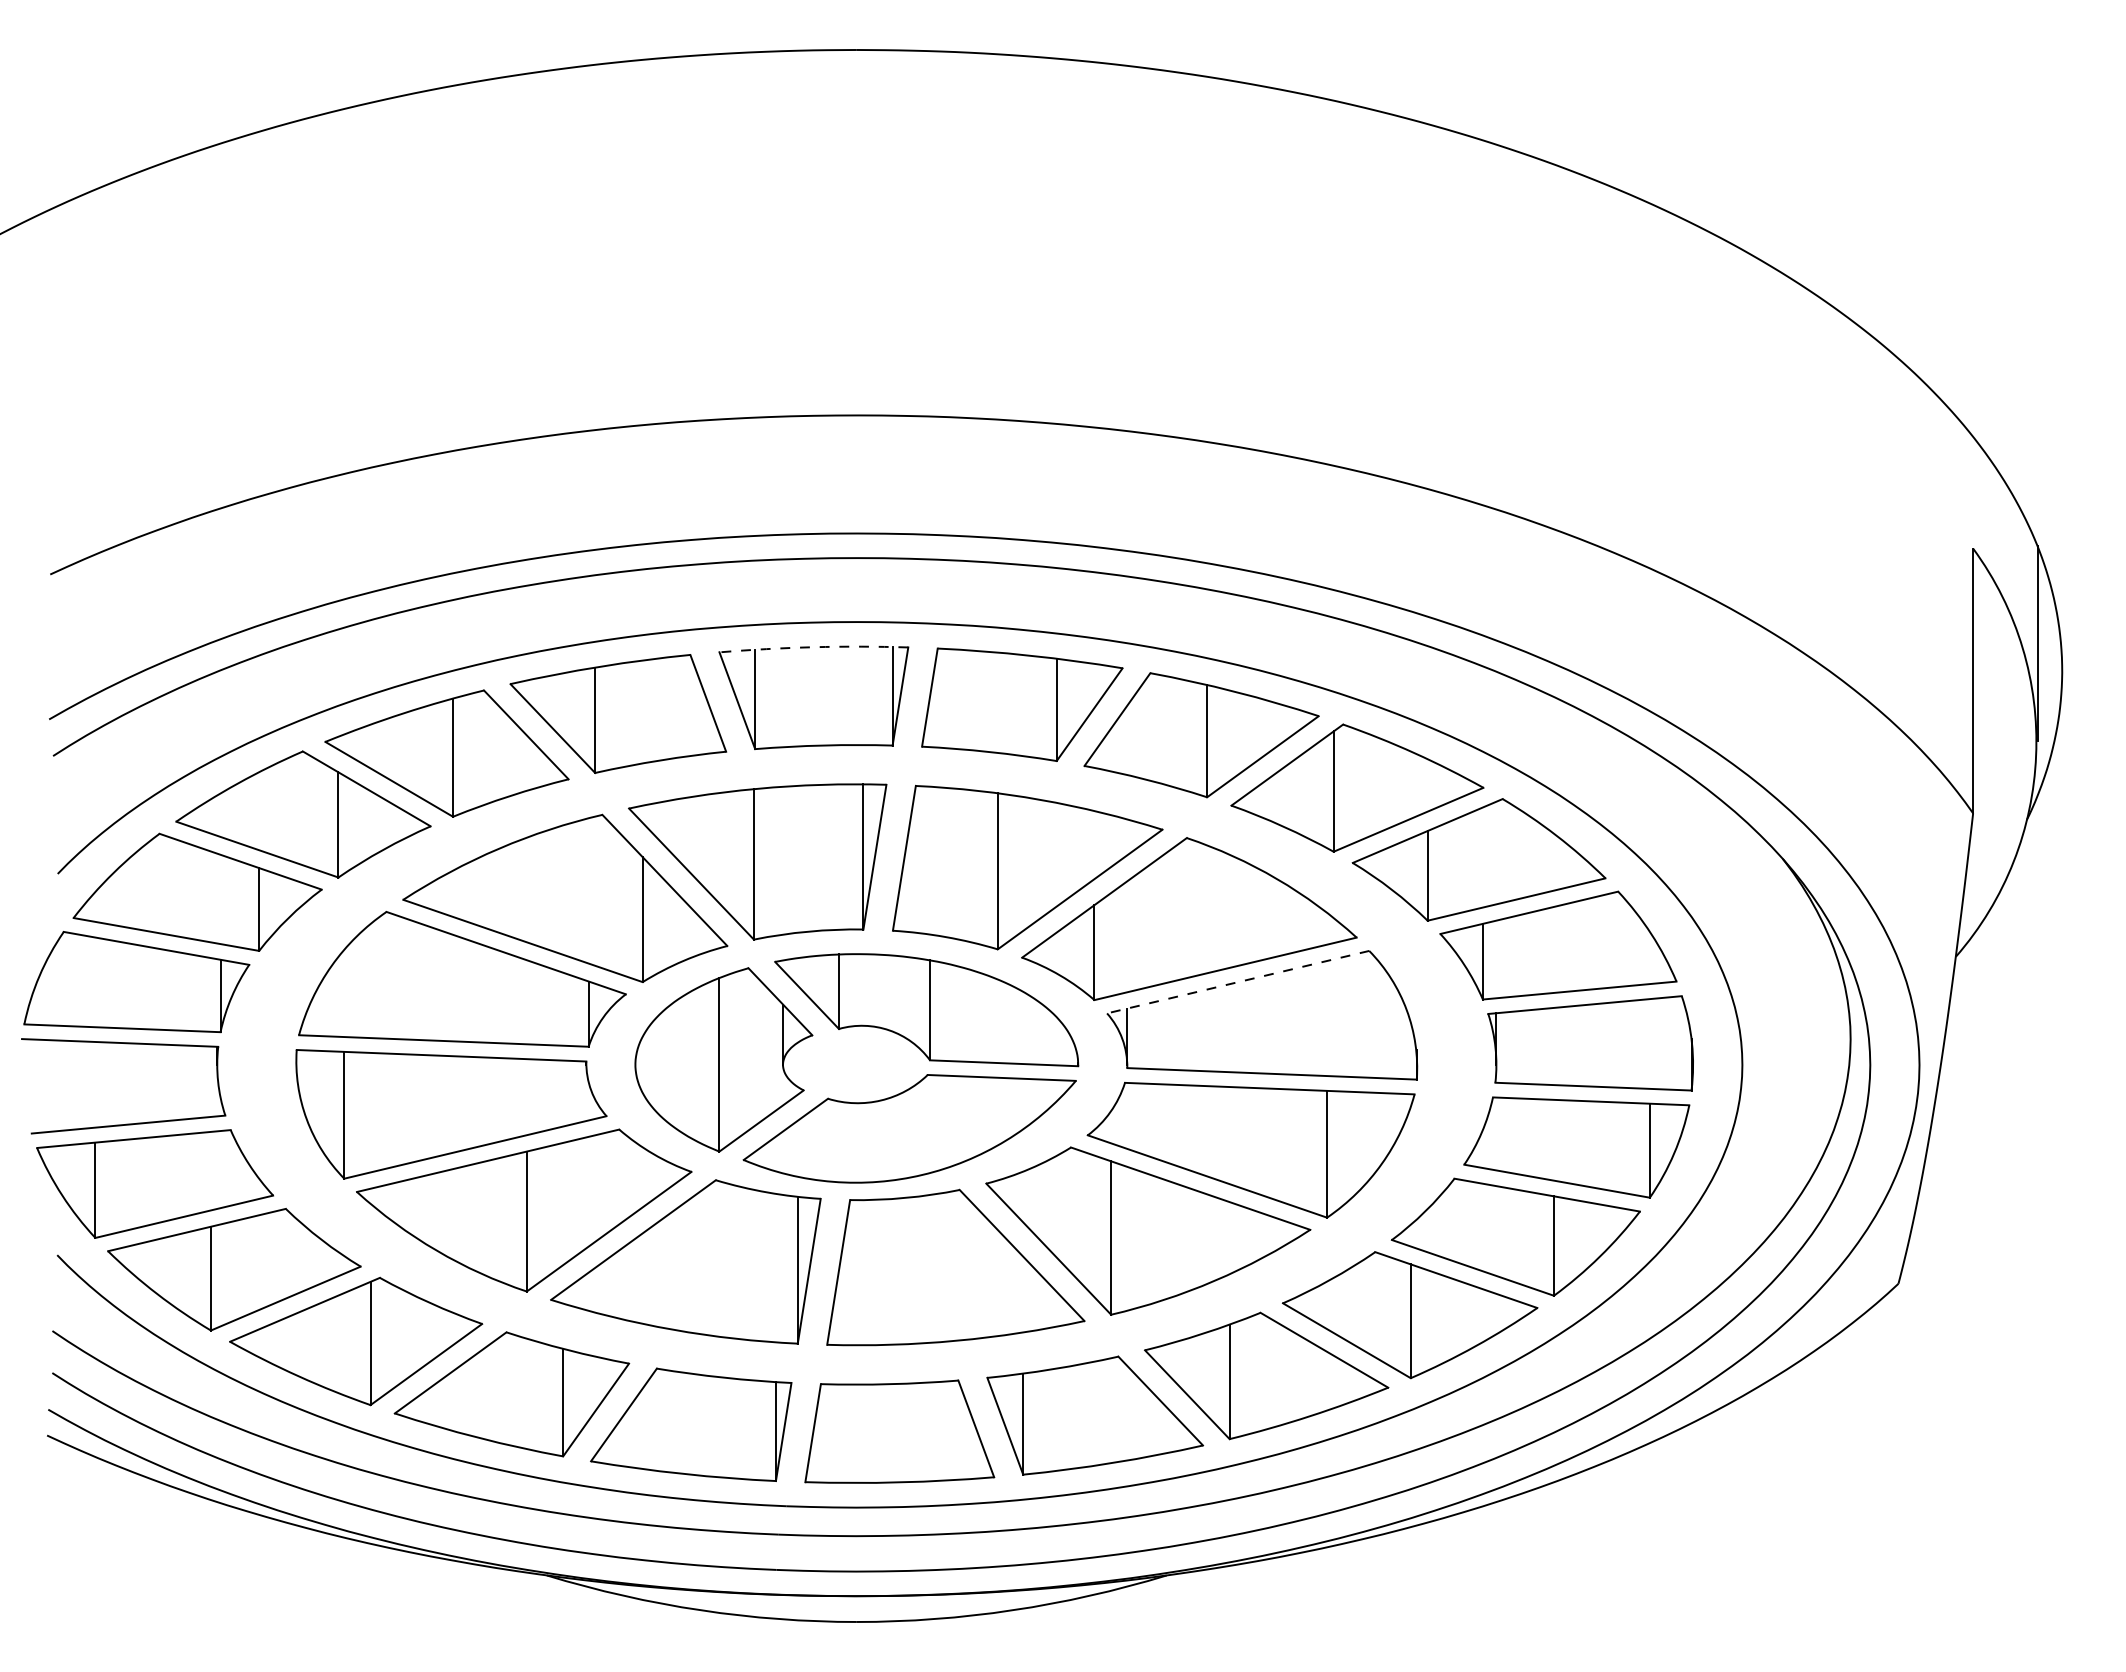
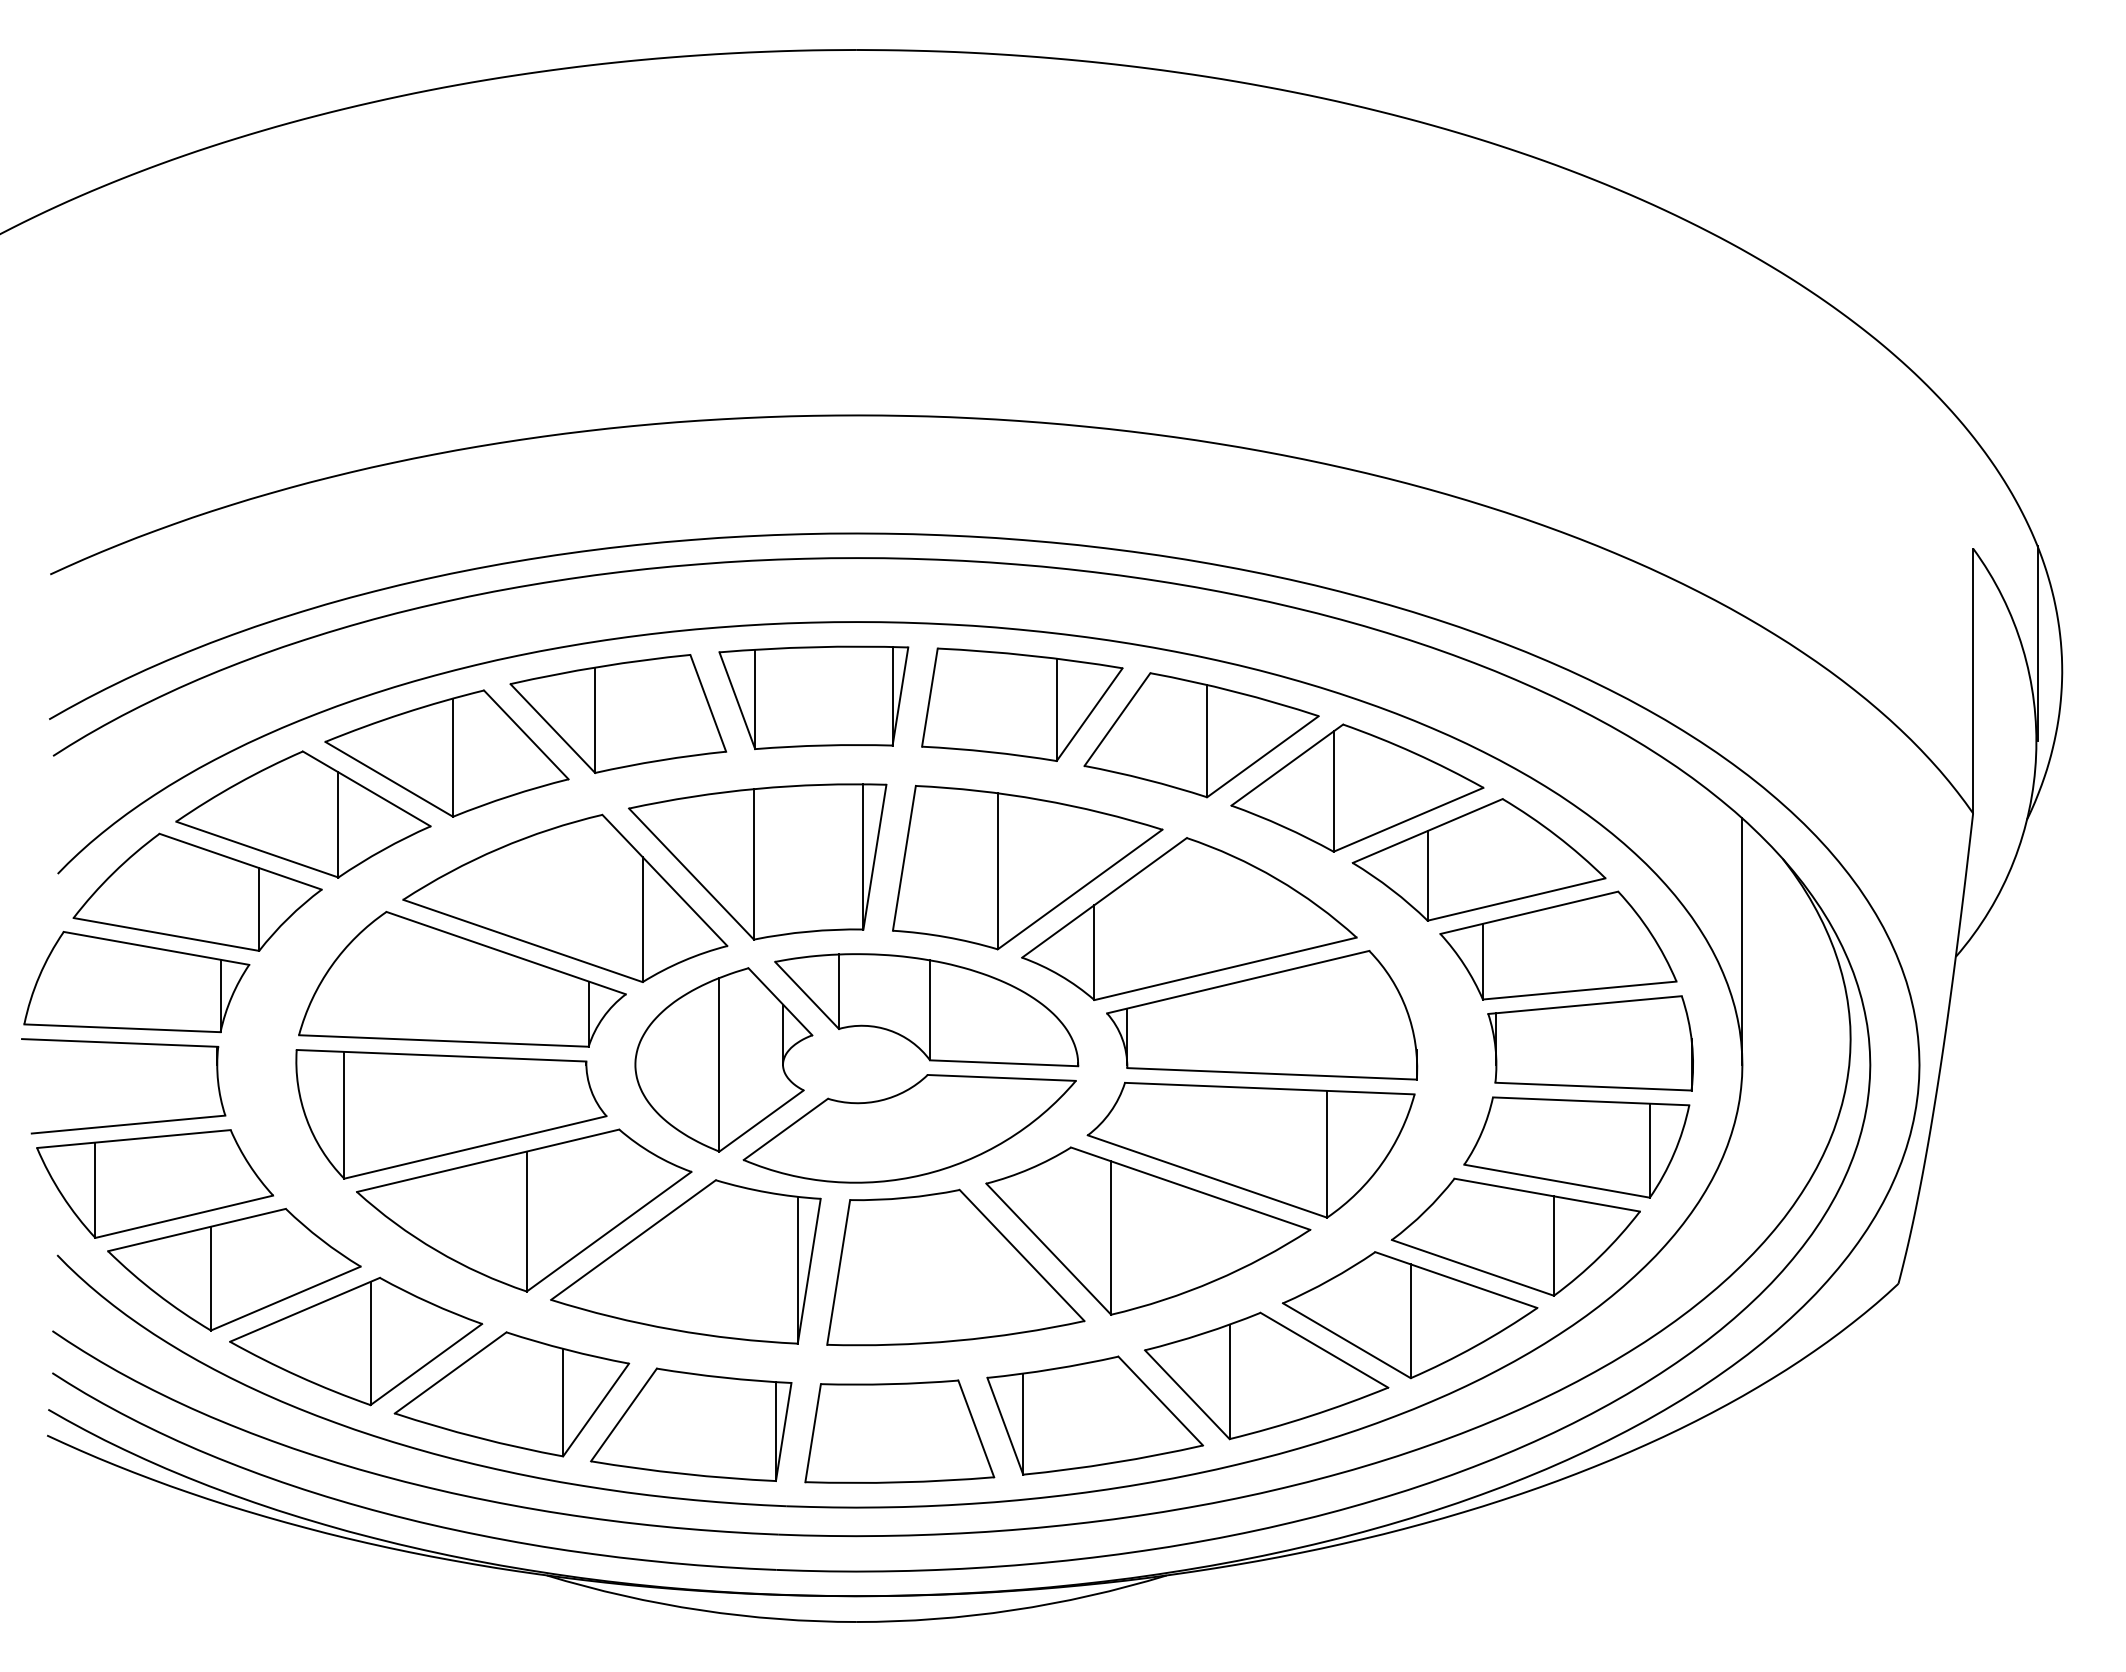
arc: dashed -> solid (813, 647)
line: none -> present (1742, 941)
line: dashed -> solid (1238, 982)
